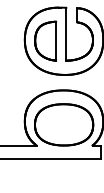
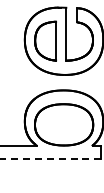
line: solid -> dashed (50, 159)
